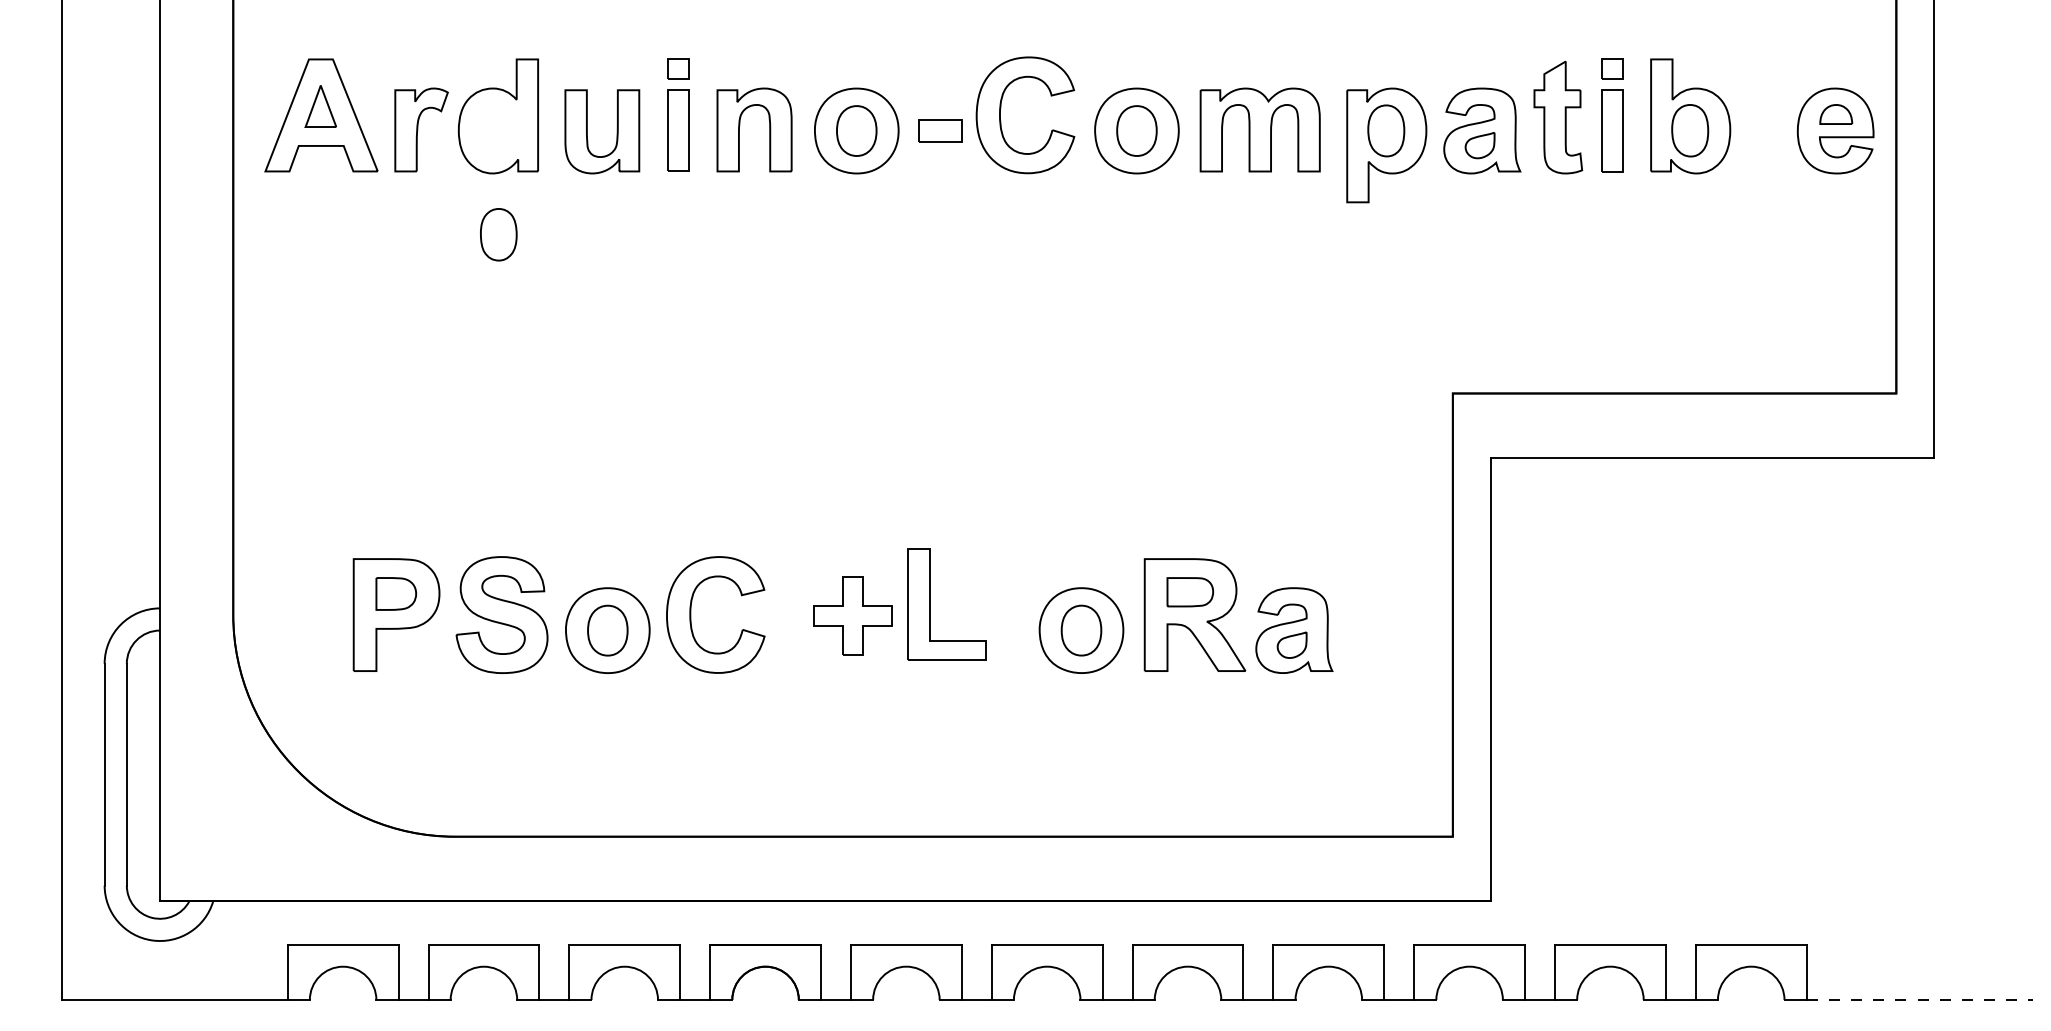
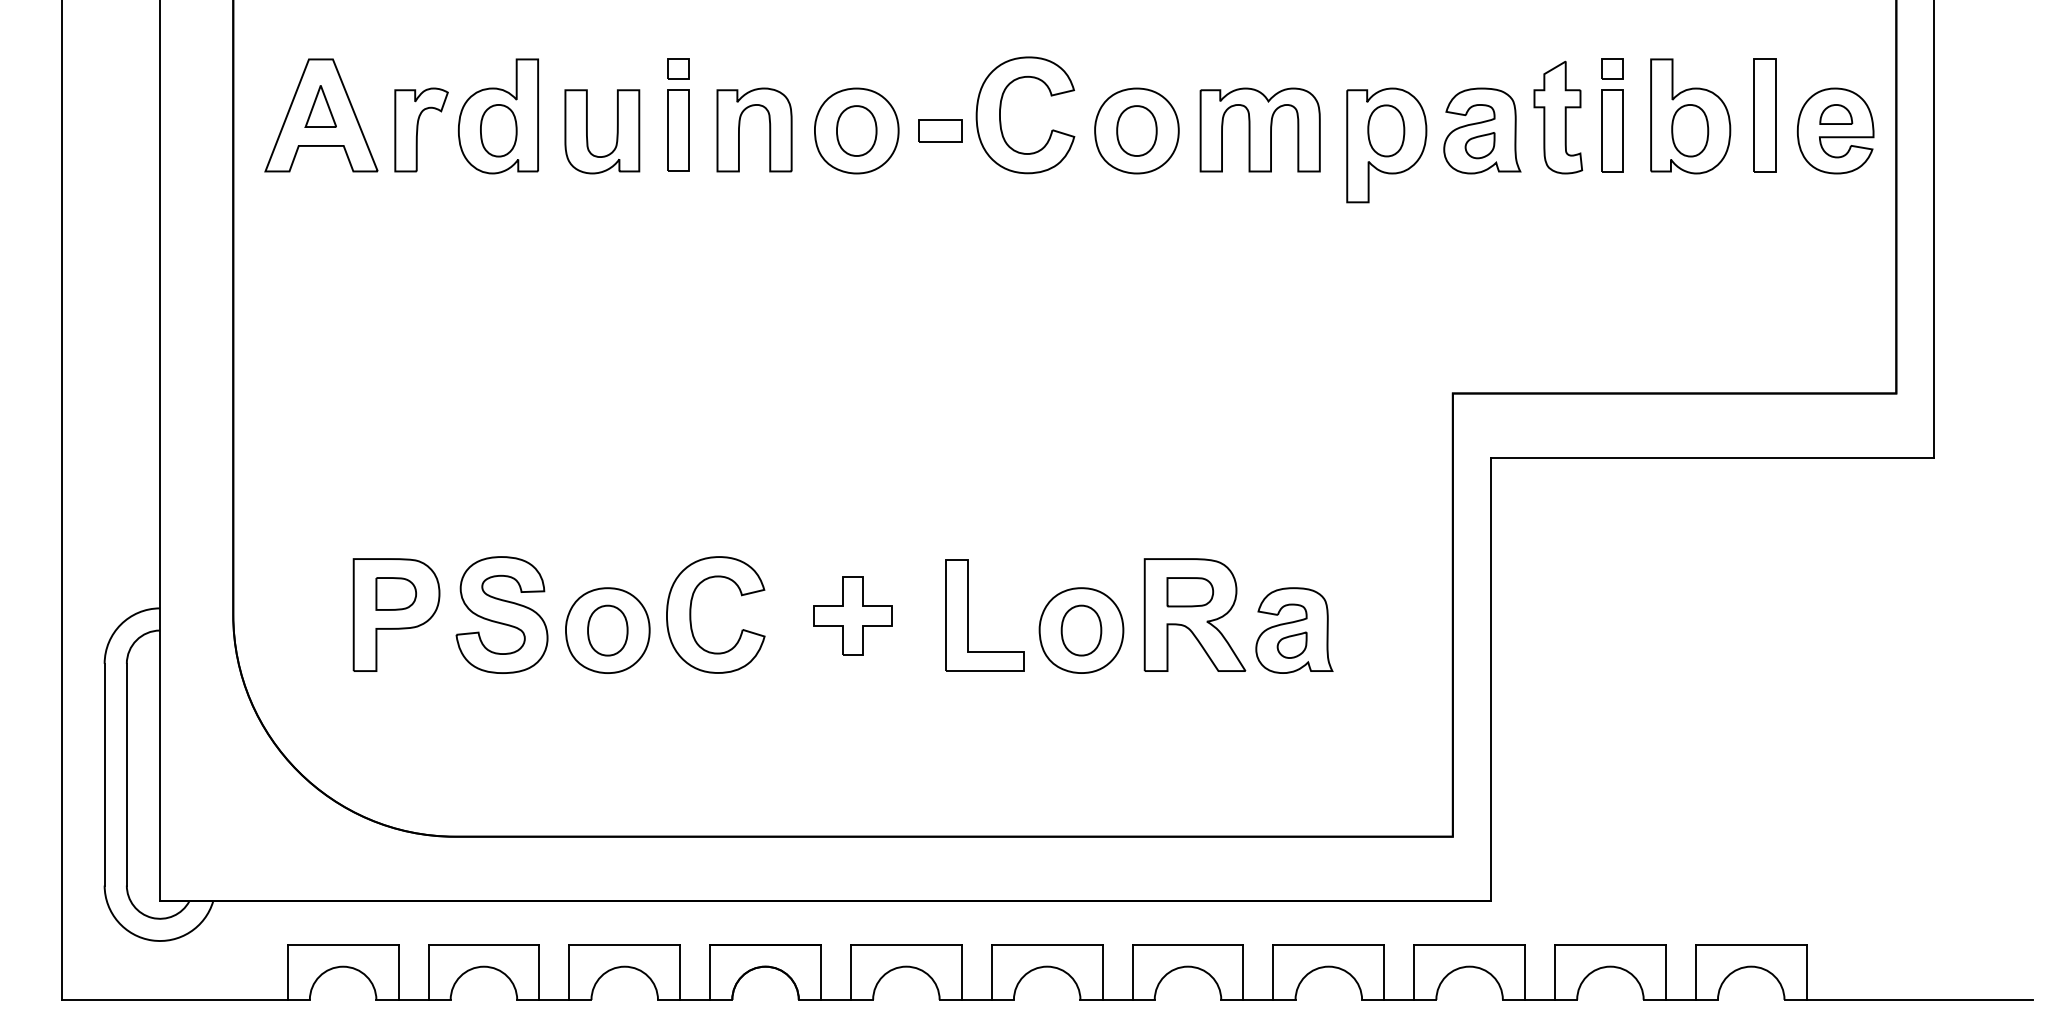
part: none -> present (1764, 115)
part position: (498, 234) -> (498, 130) (498, 130)
part position: (930, 604) -> (968, 615) (968, 615)
line: dashed -> solid (1920, 999)
